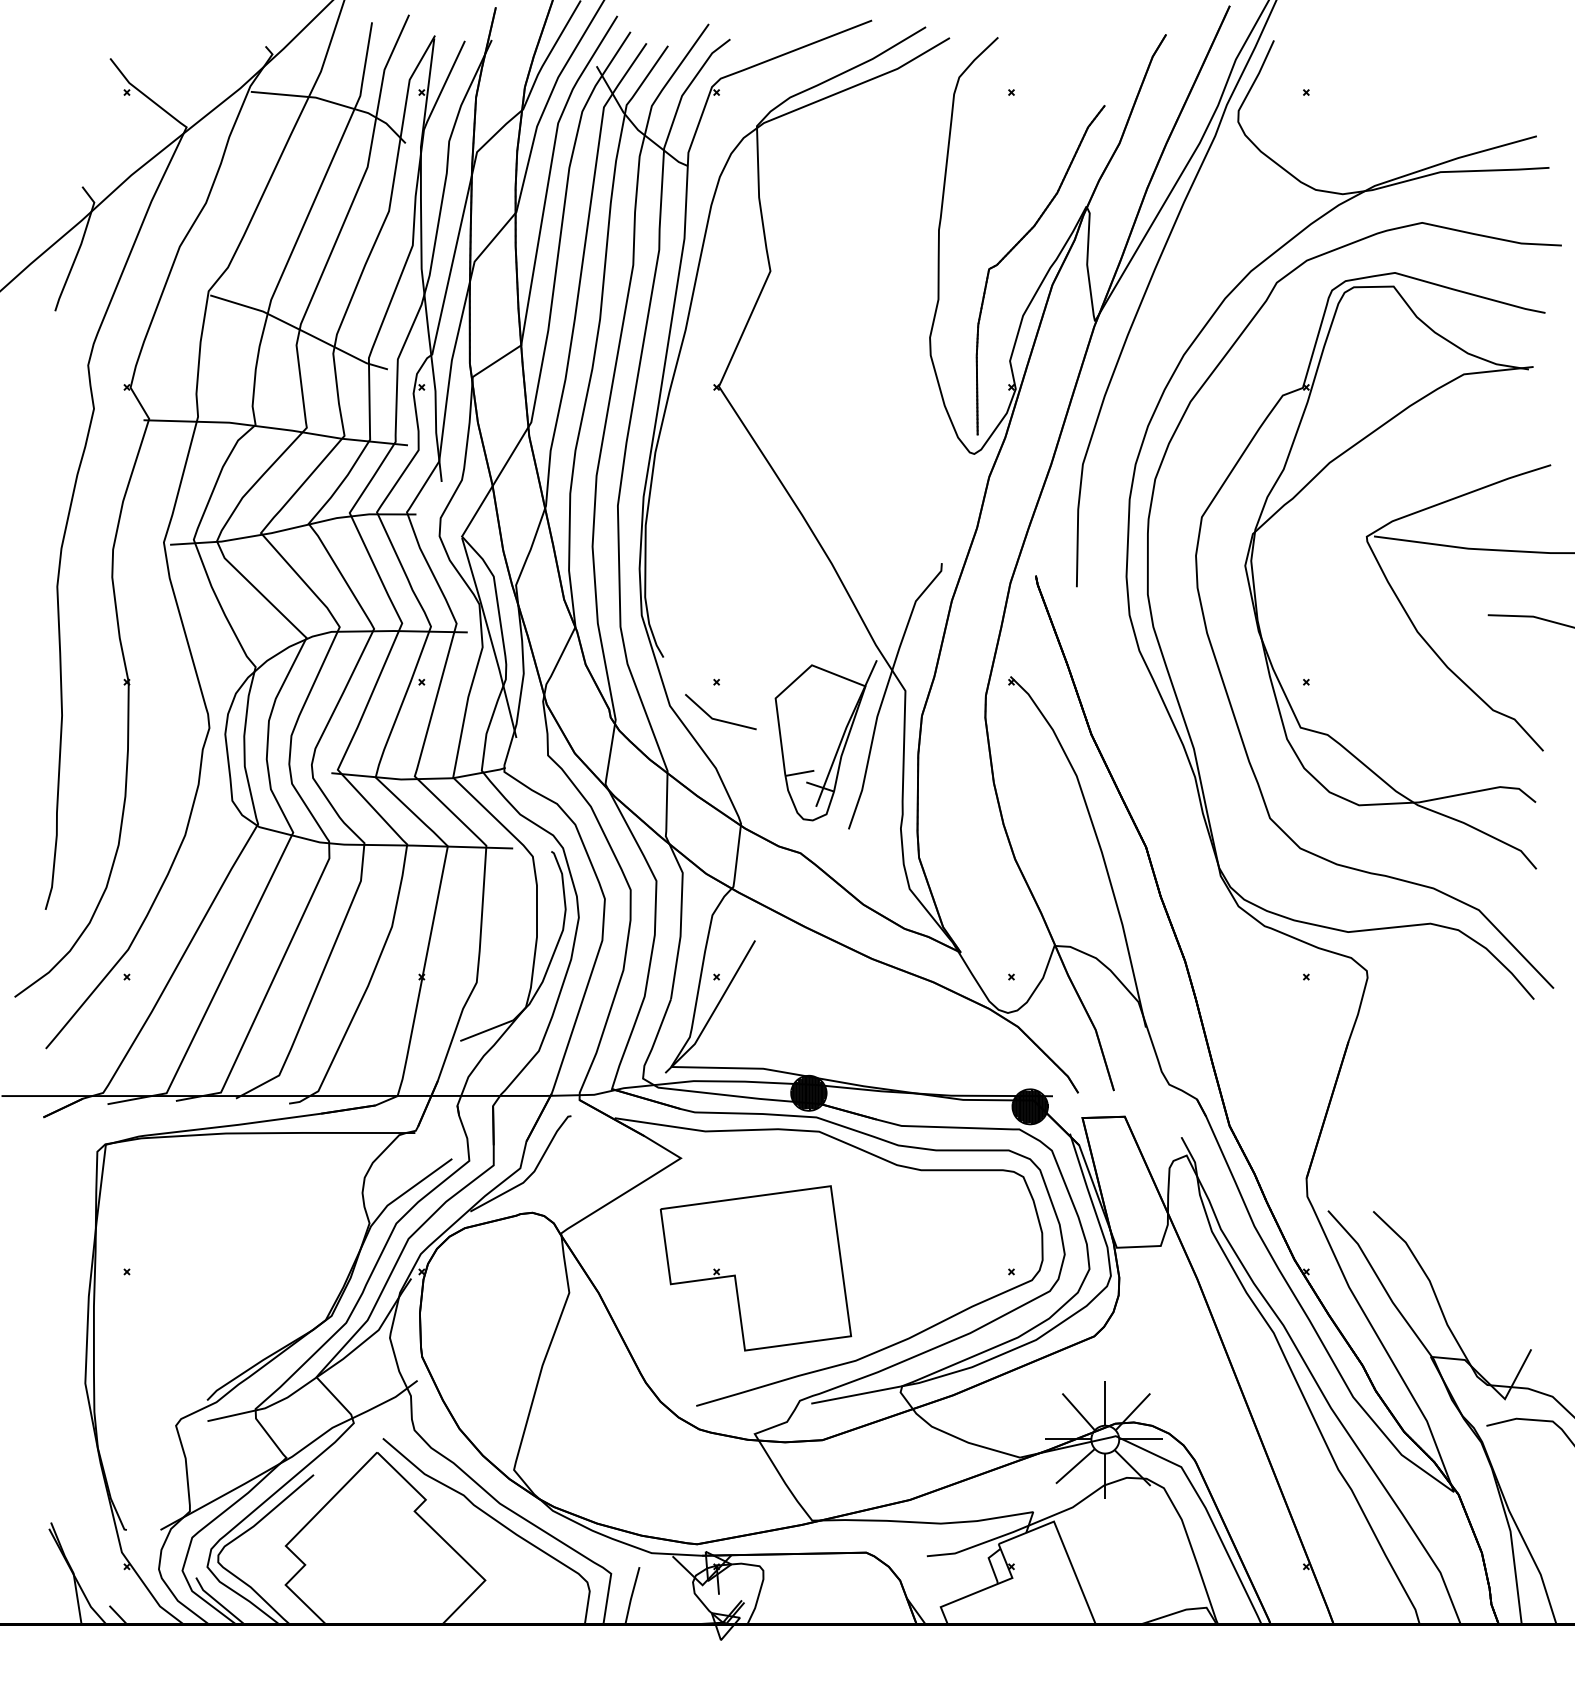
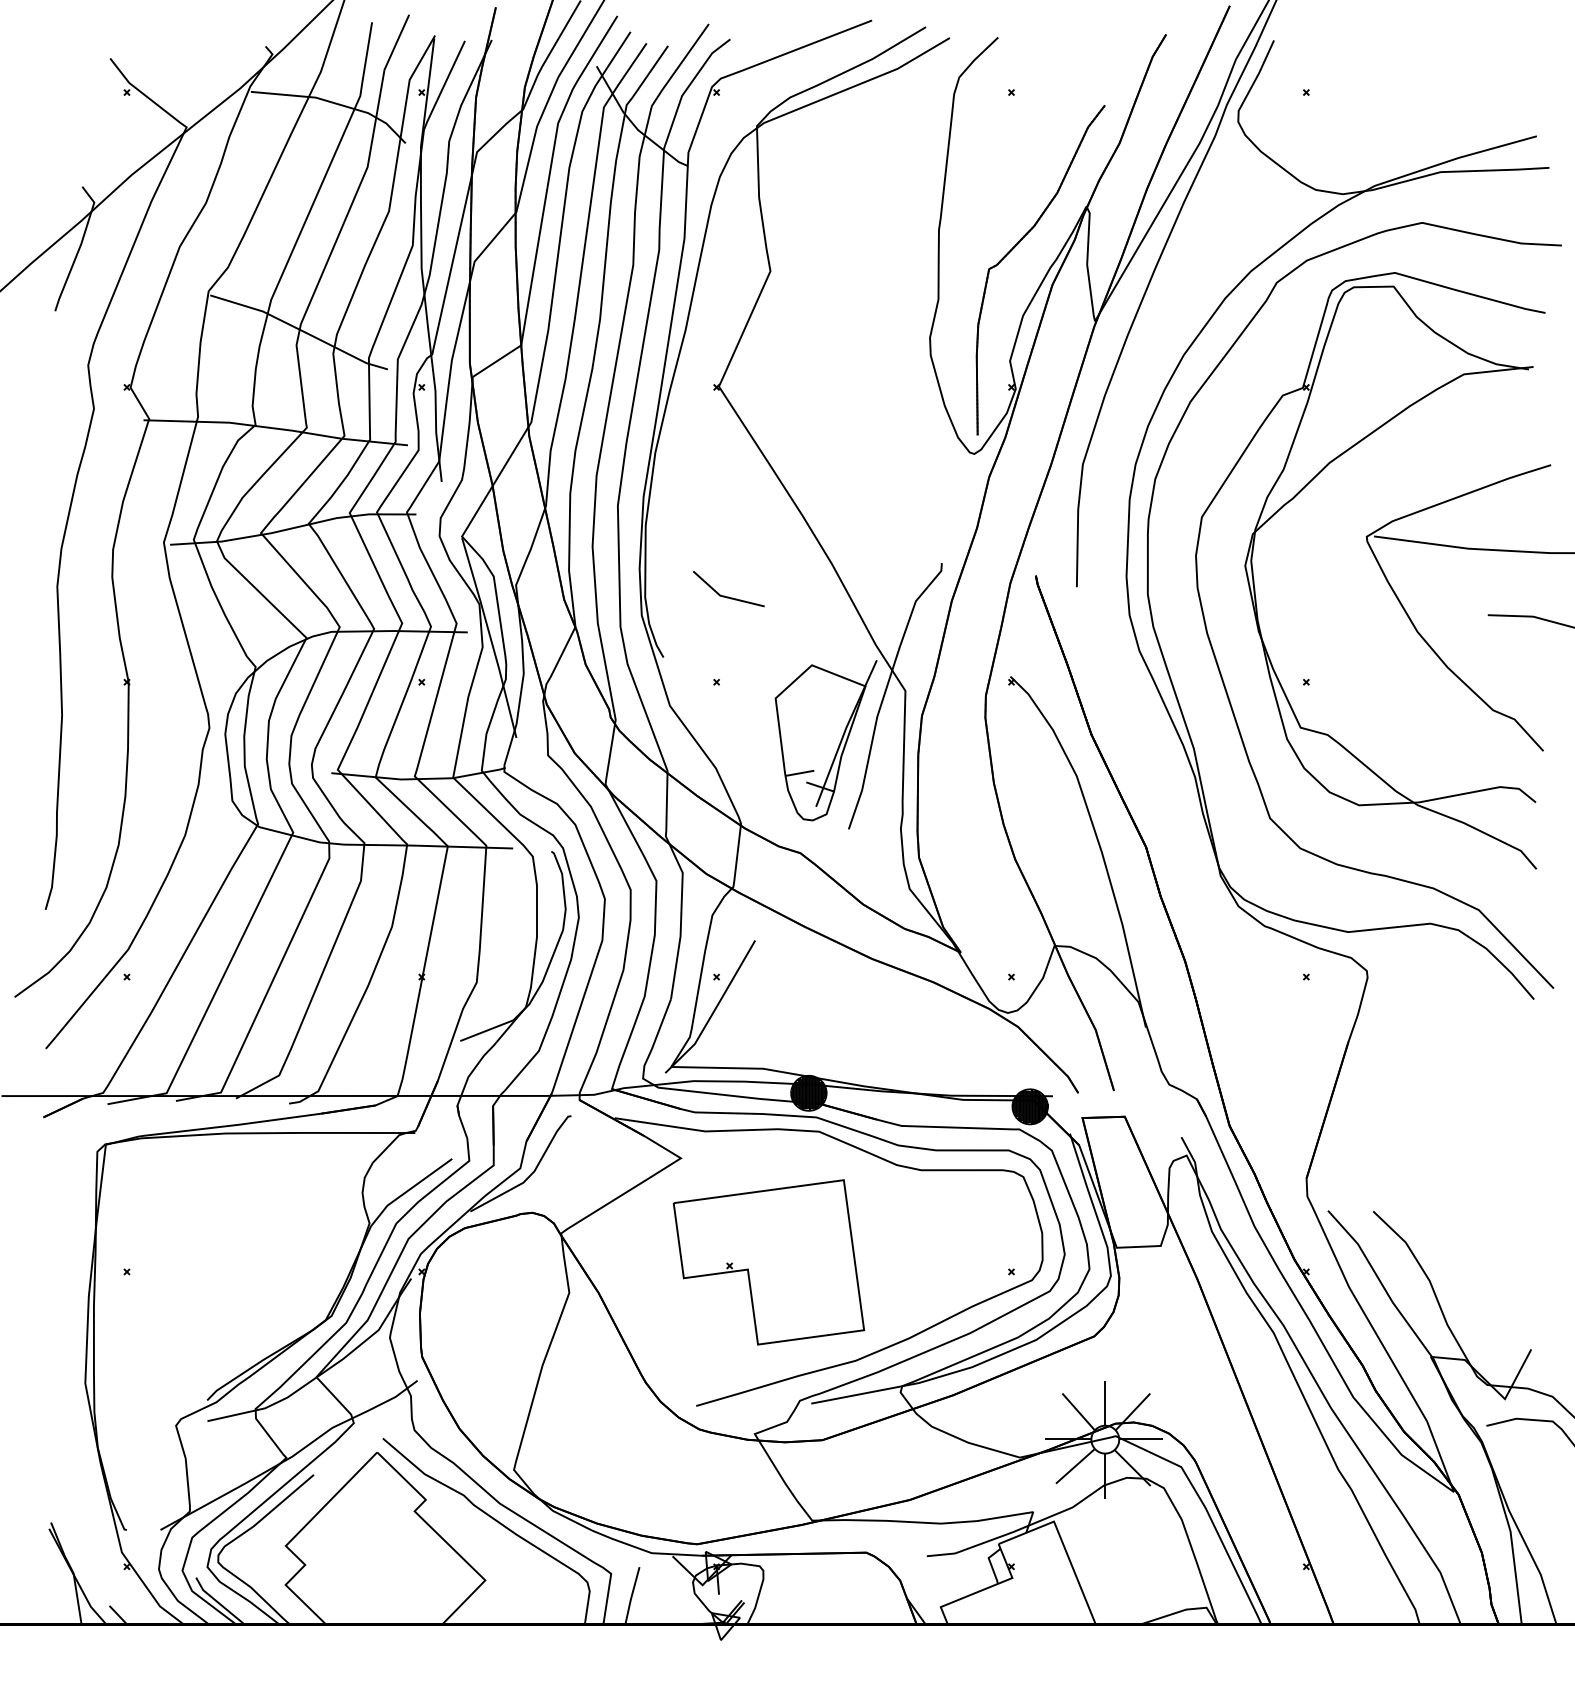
line position: (720, 719) -> (728, 596) (728, 596)
part position: (755, 1268) -> (768, 1262) (768, 1262)
